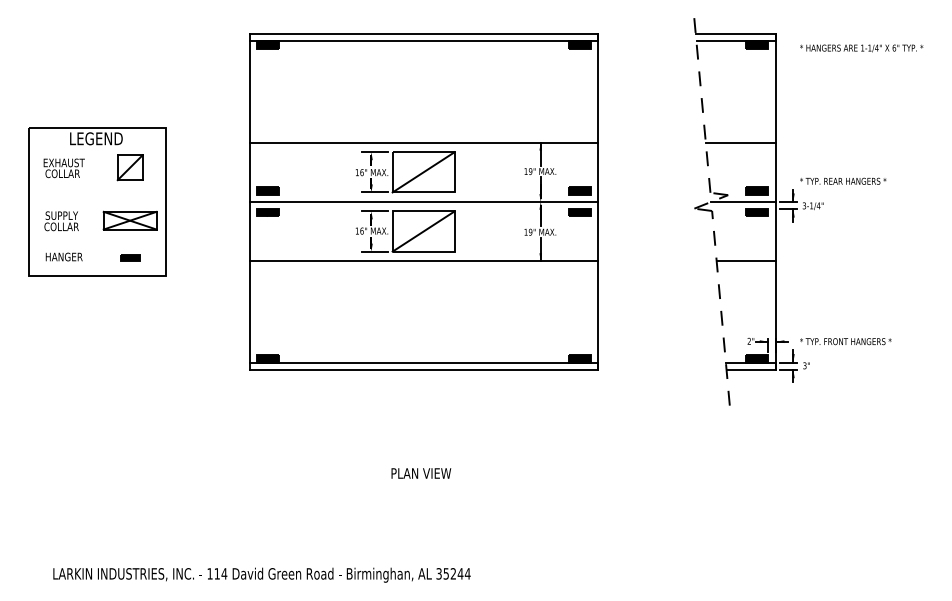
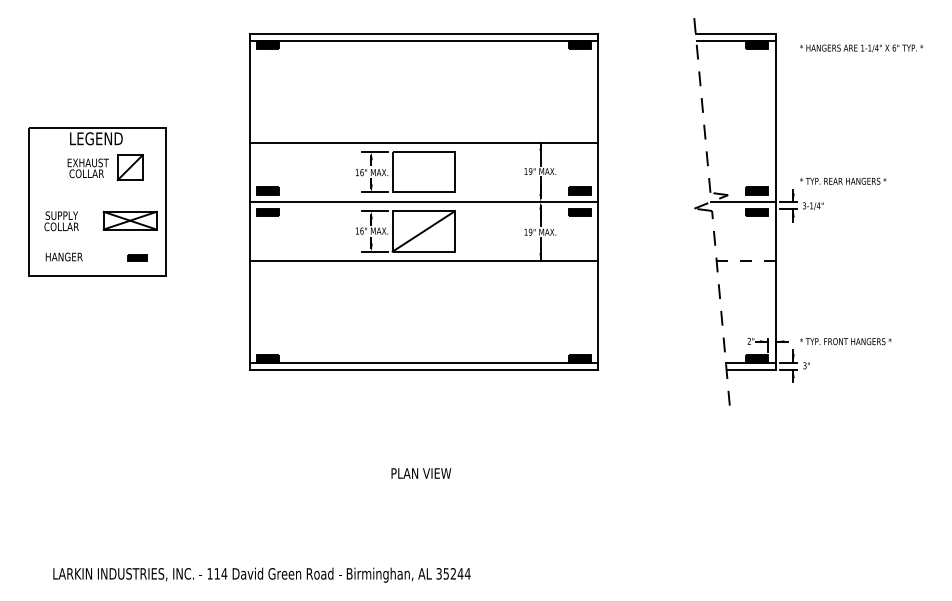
line: present -> none (740, 142)
text position: (63, 168) -> (87, 168) (87, 168)
line: present -> none (423, 172)
part position: (130, 257) -> (137, 257) (137, 257)
line: solid -> dashed (746, 261)
